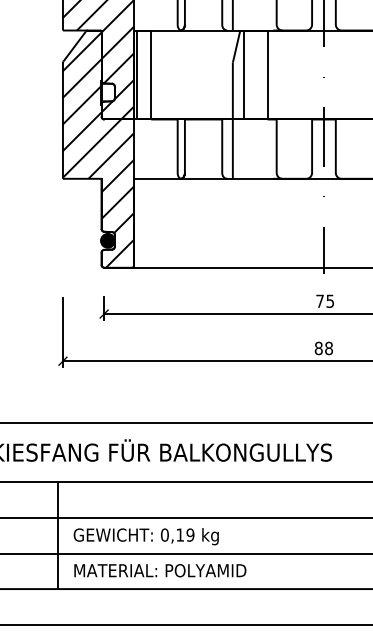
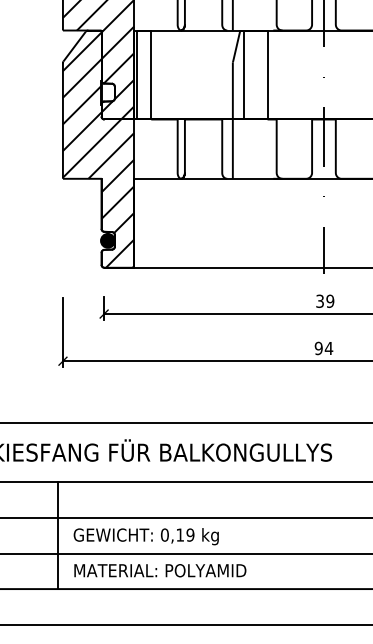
text: 75 -> 39 (325, 300)
text: 88 -> 94 (323, 348)
